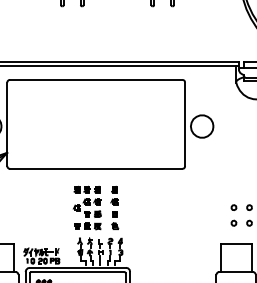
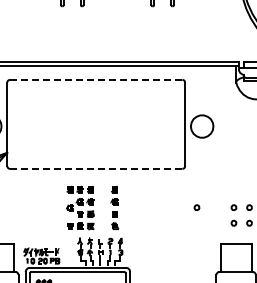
line: solid -> dashed (96, 79)
line: solid -> dashed (96, 168)
part position: (86, 207) -> (79, 207) (79, 207)
part: none -> present (196, 207)
